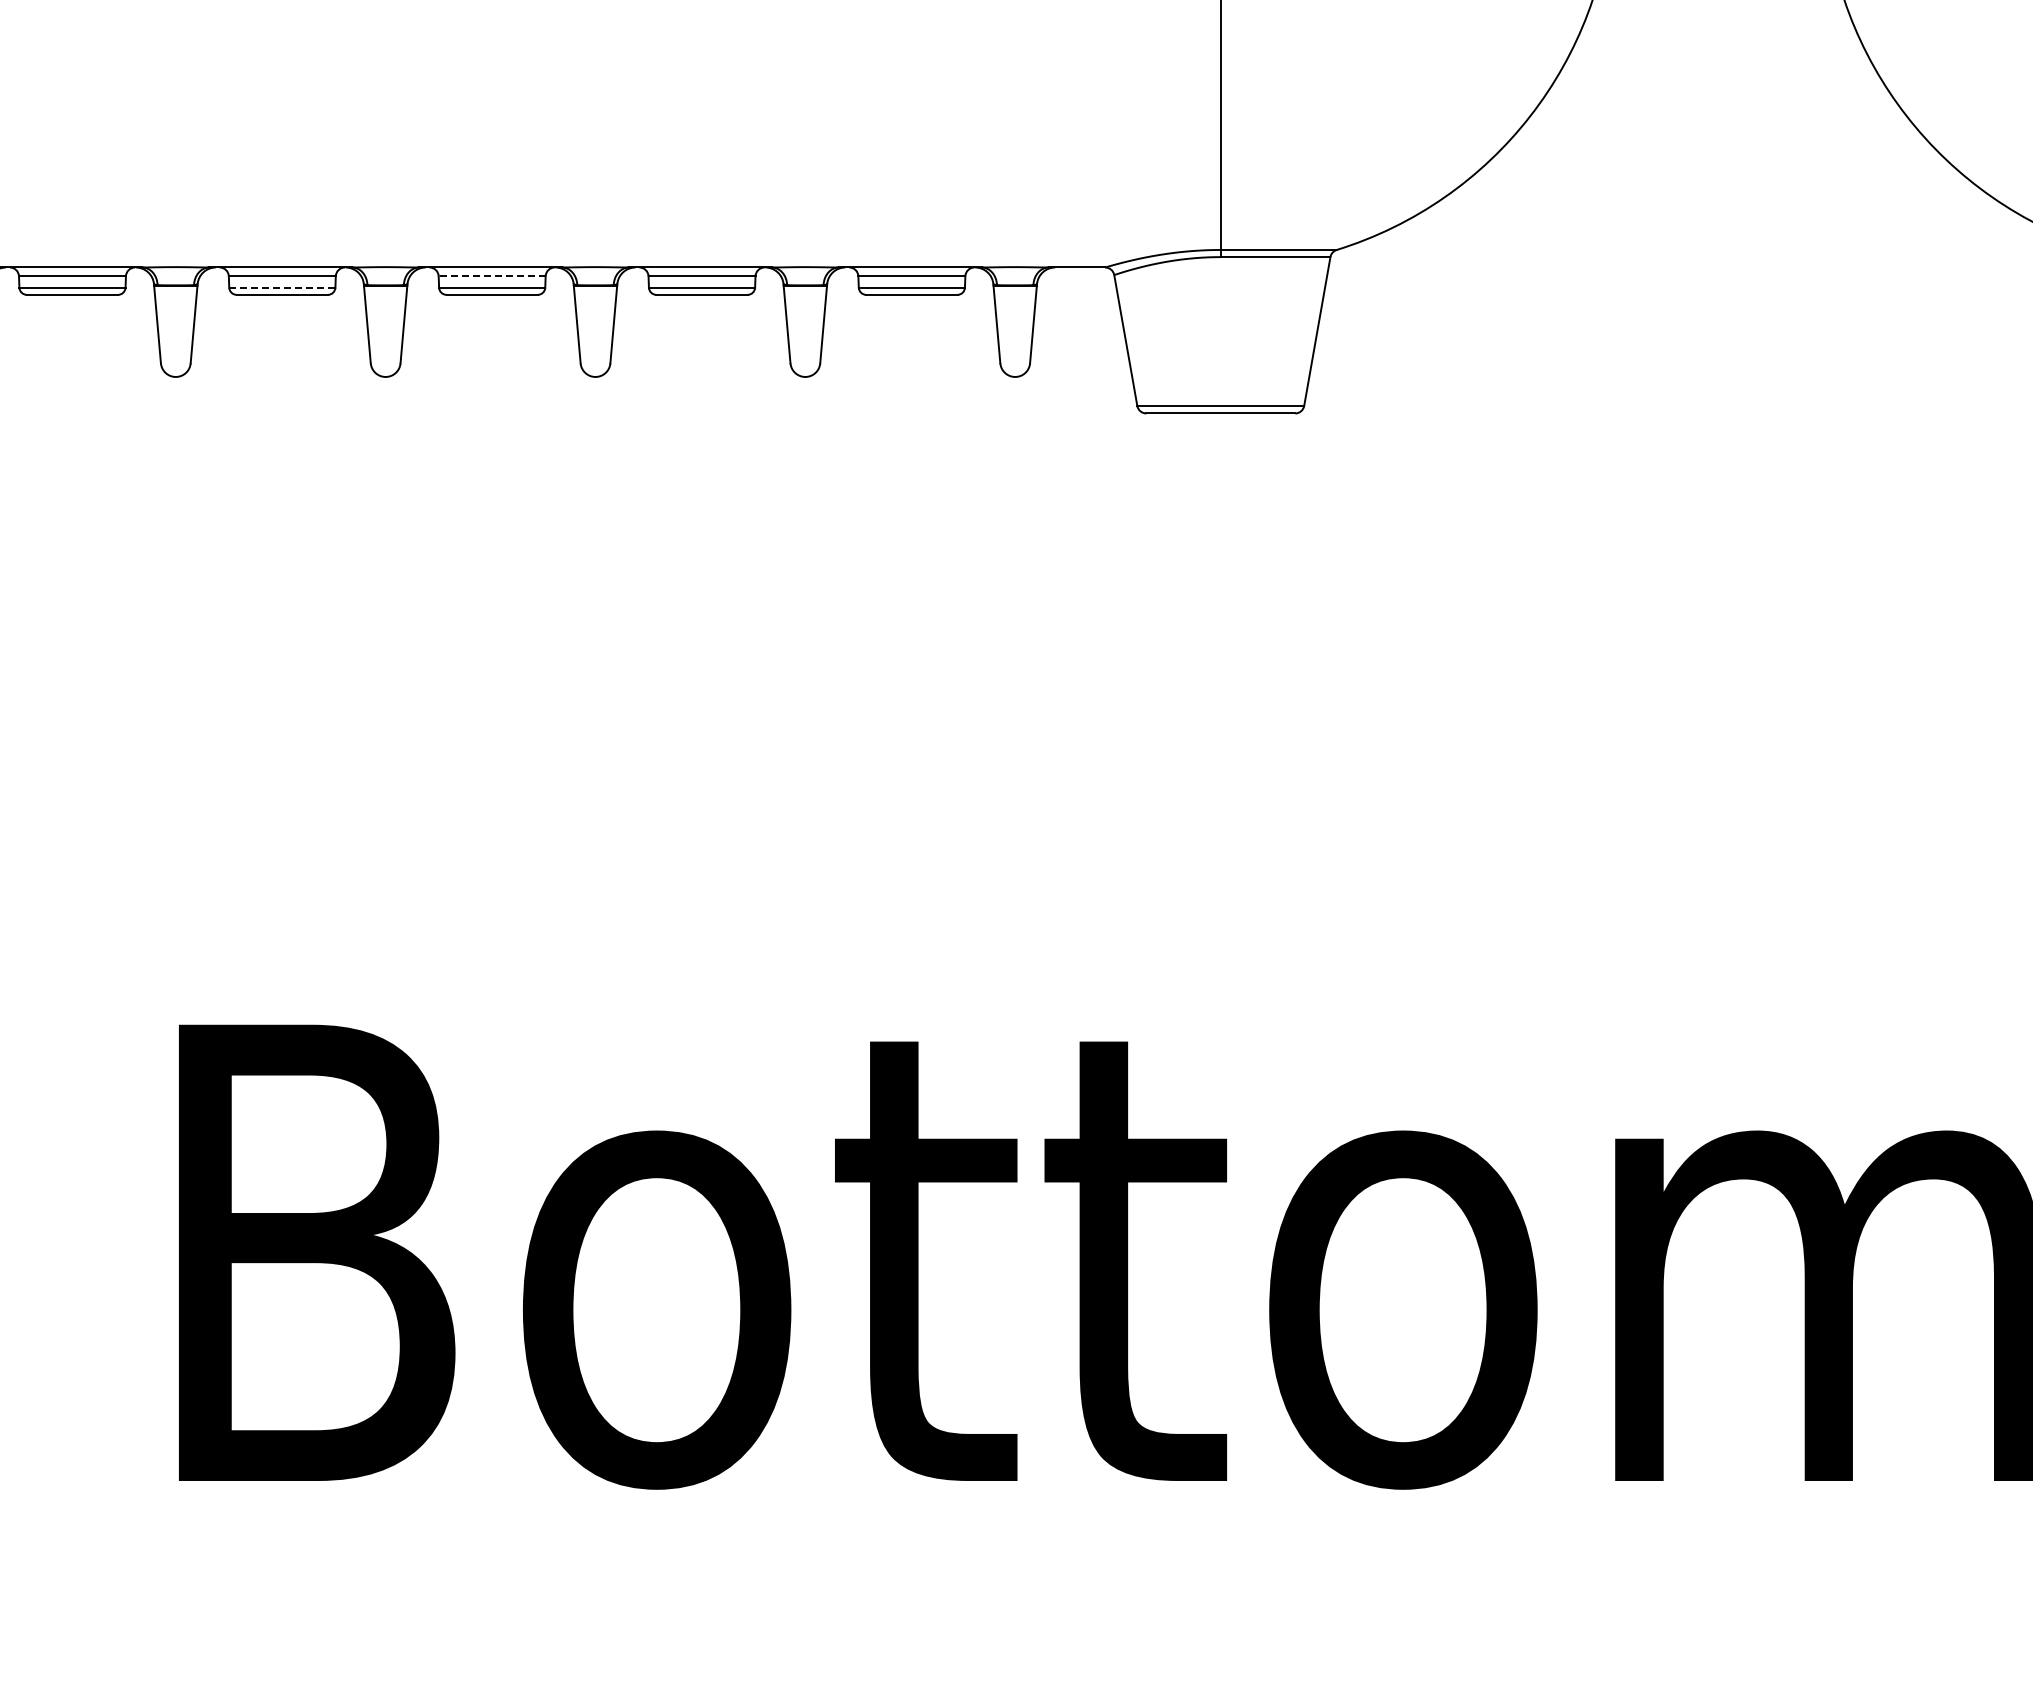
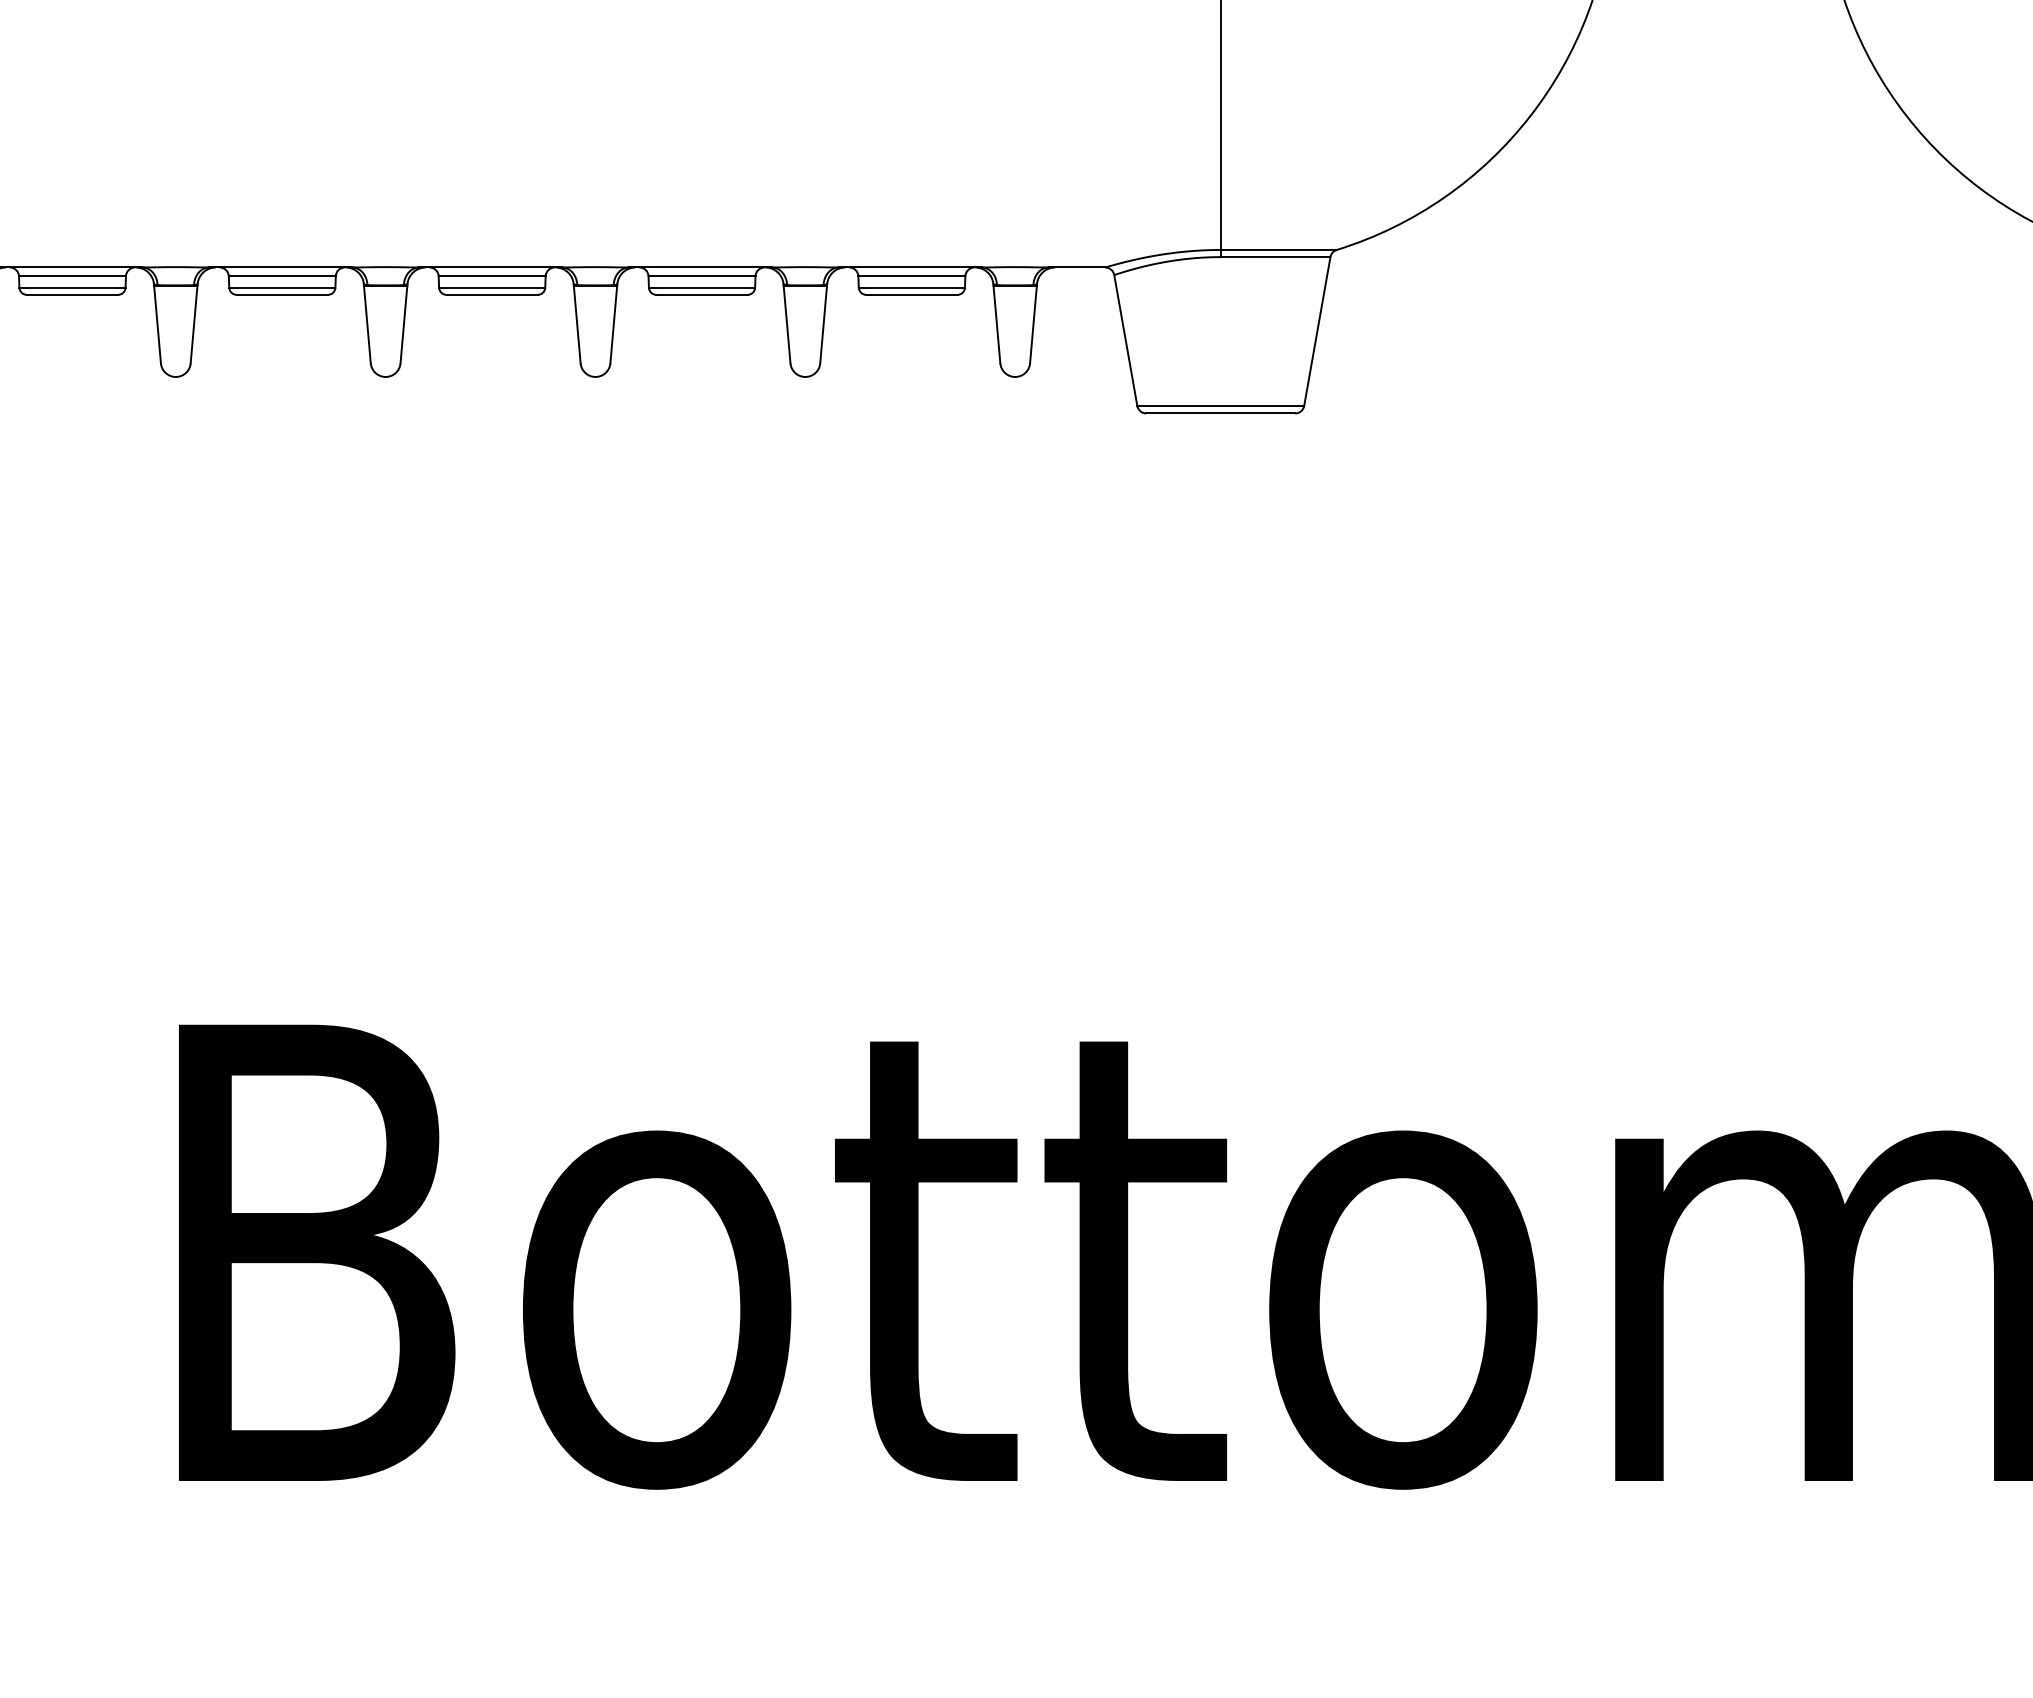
line: dashed -> solid (491, 276)
line: dashed -> solid (281, 287)
